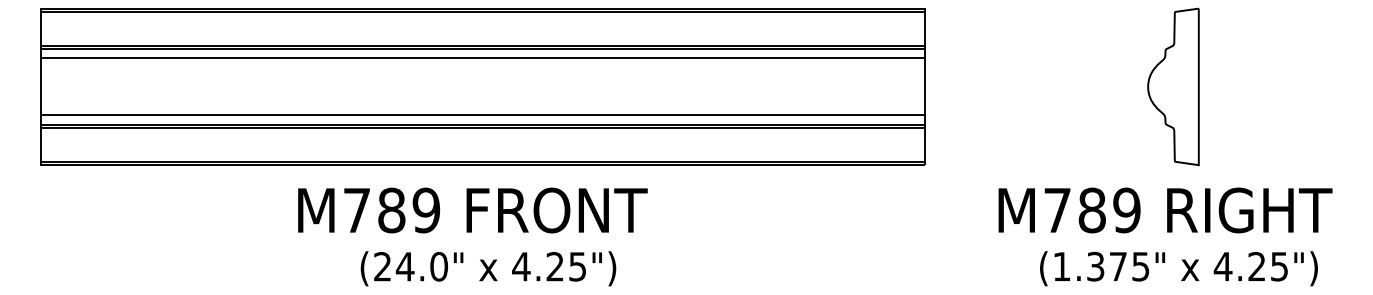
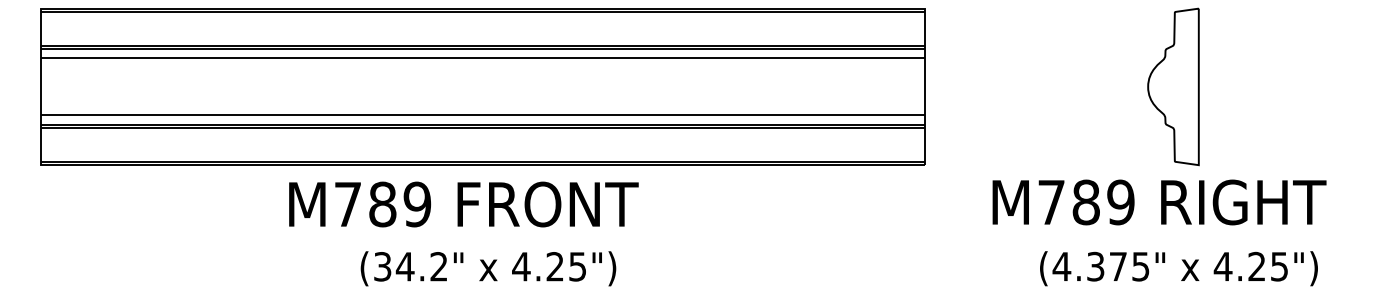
text position: (472, 210) -> (463, 204) (463, 204)
text position: (1165, 210) -> (1159, 202) (1159, 202)
text: (24.0" -> (34.2" (411, 266)
text: (1.375" -> (4.375" (1061, 266)
